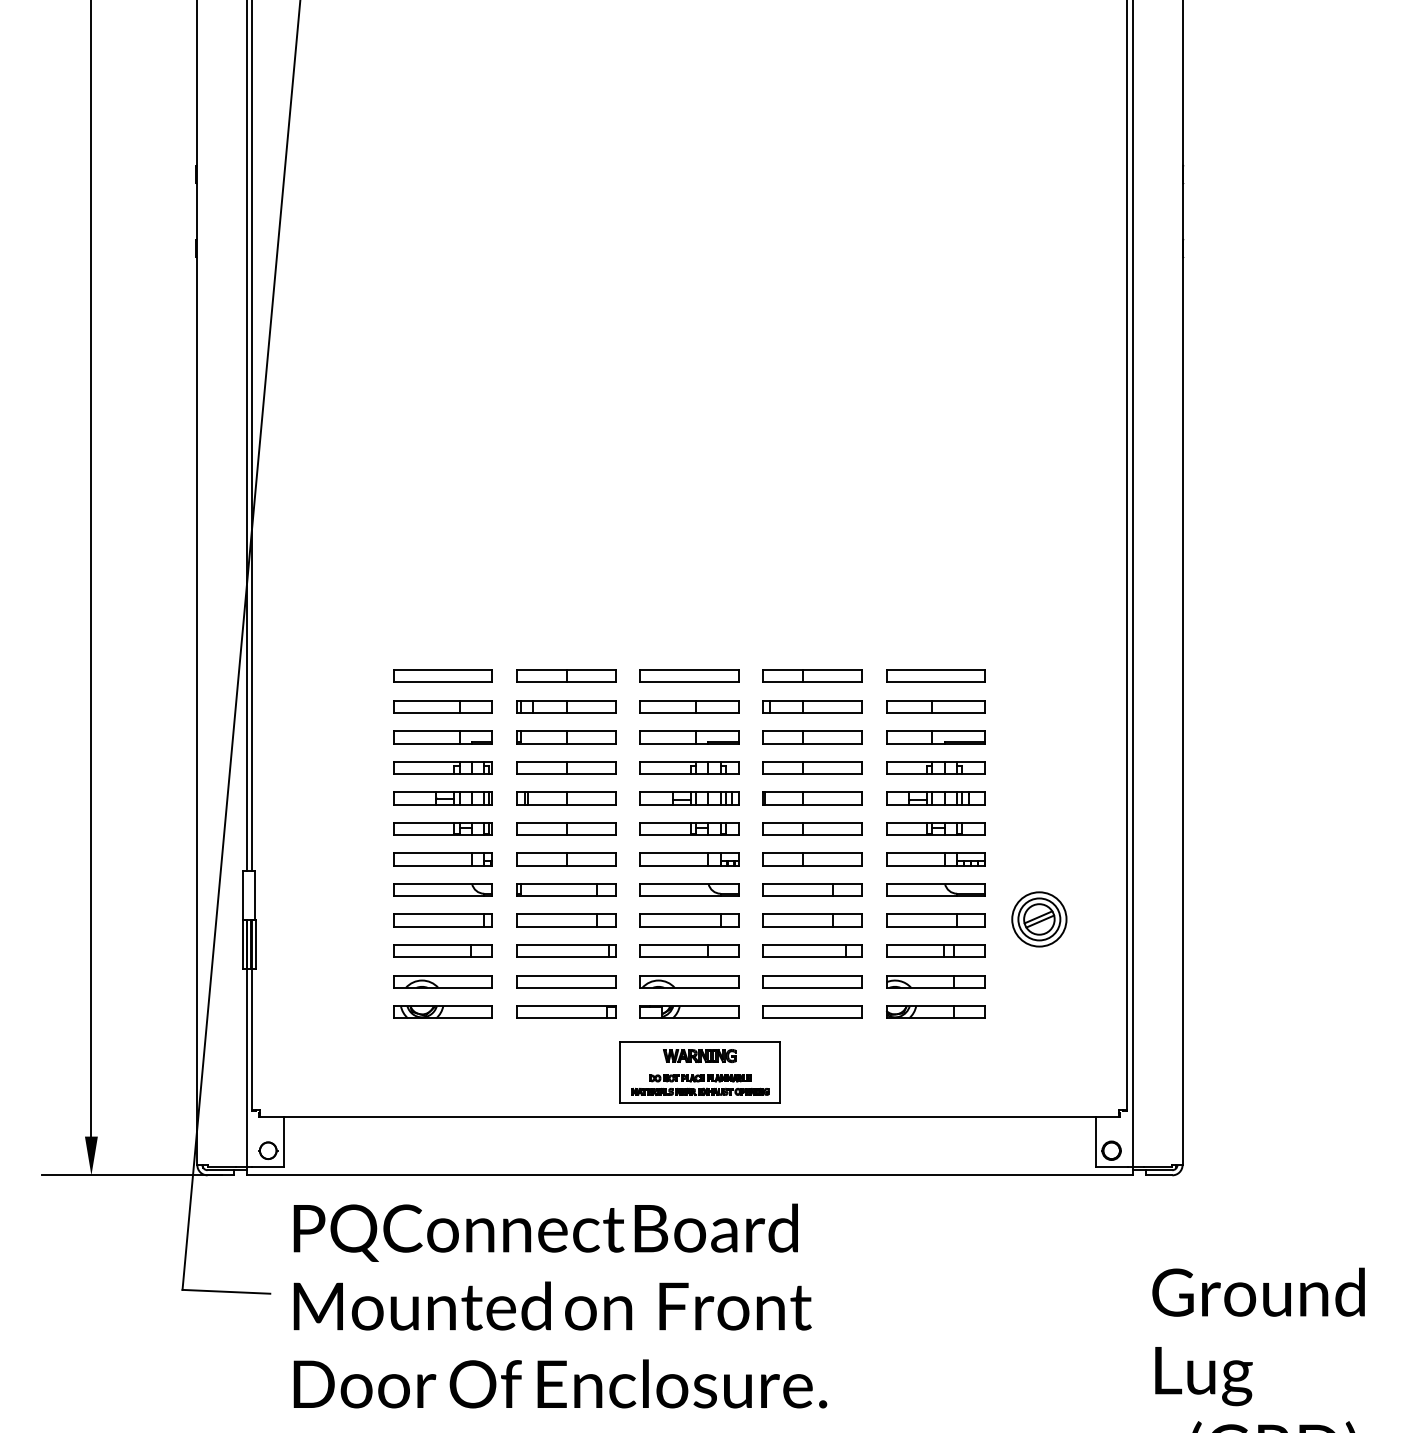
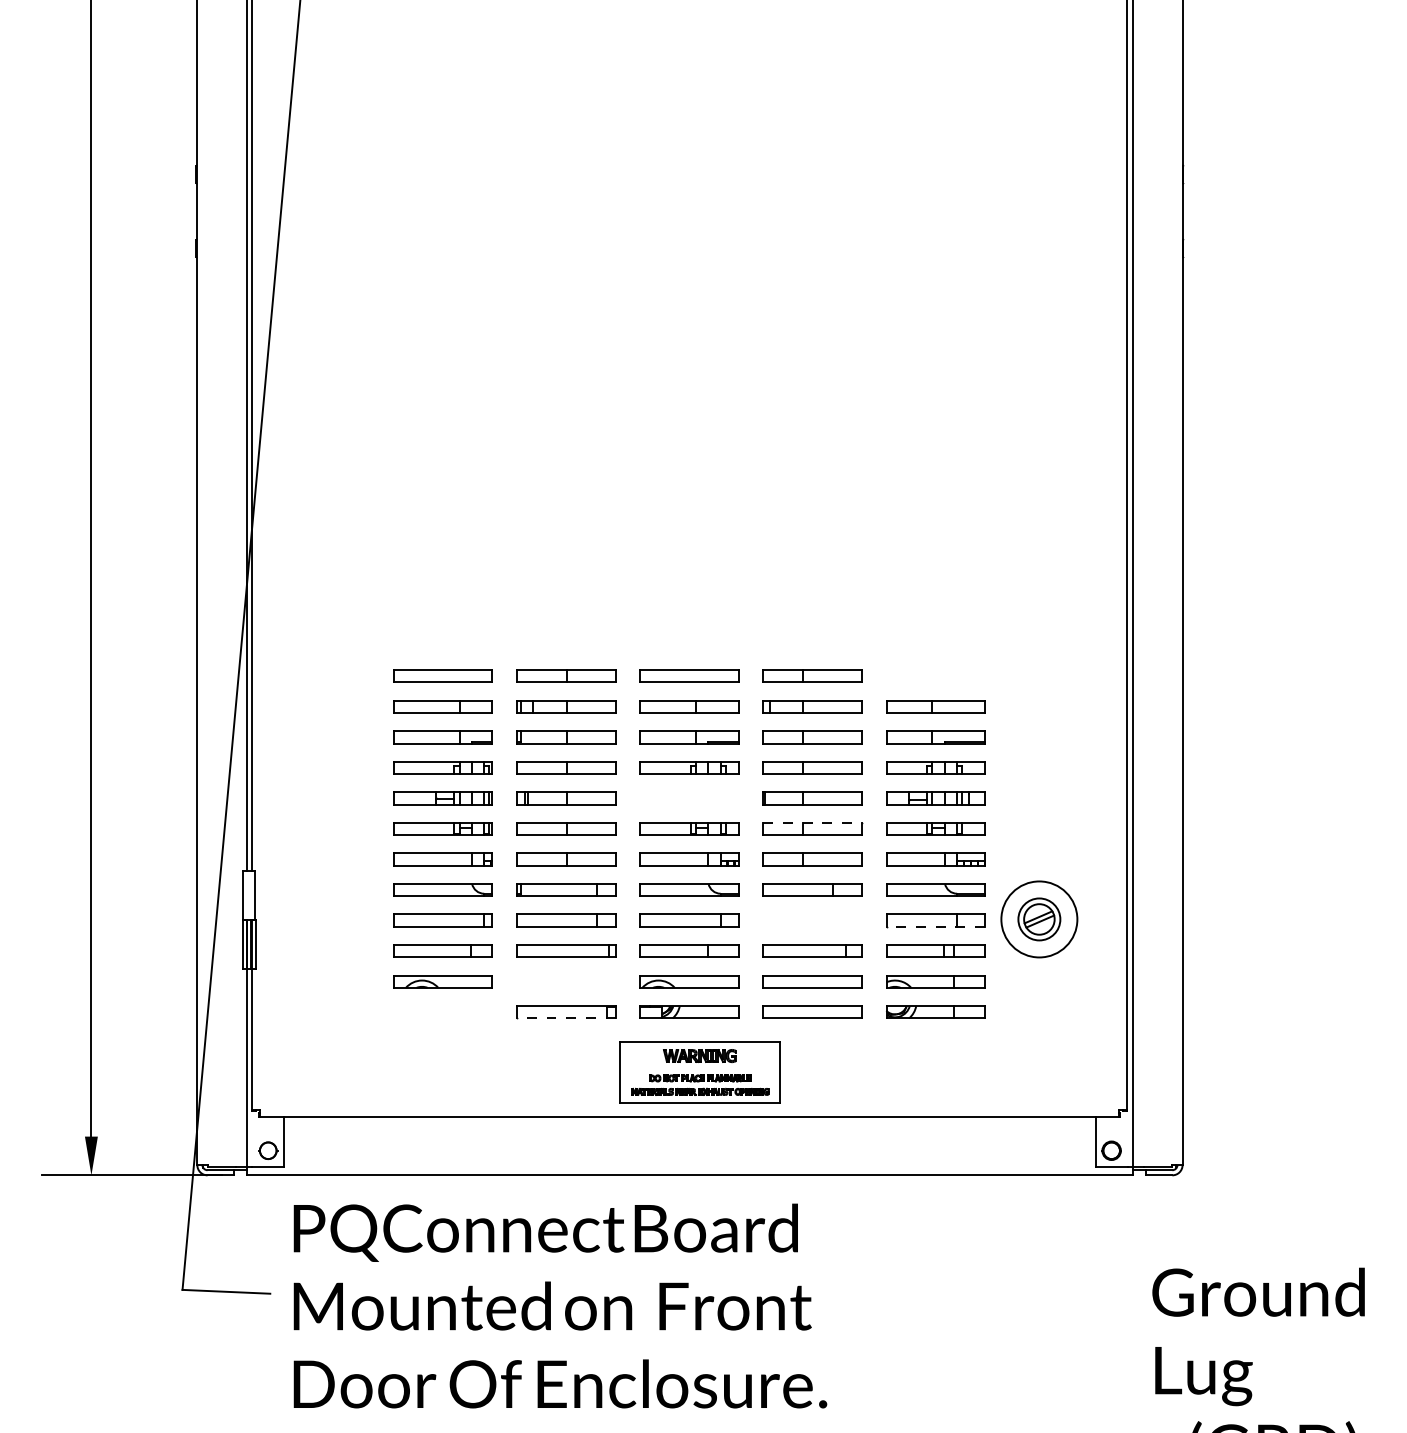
part: present -> none (935, 675)
part: present -> none (689, 798)
line: solid -> dashed (813, 822)
circle diameter: 54 px -> 76 px (1039, 919)
part: present -> none (812, 920)
line: solid -> dashed (935, 926)
part: present -> none (566, 981)
part: present -> none (442, 1011)
line: solid -> dashed (565, 1018)
